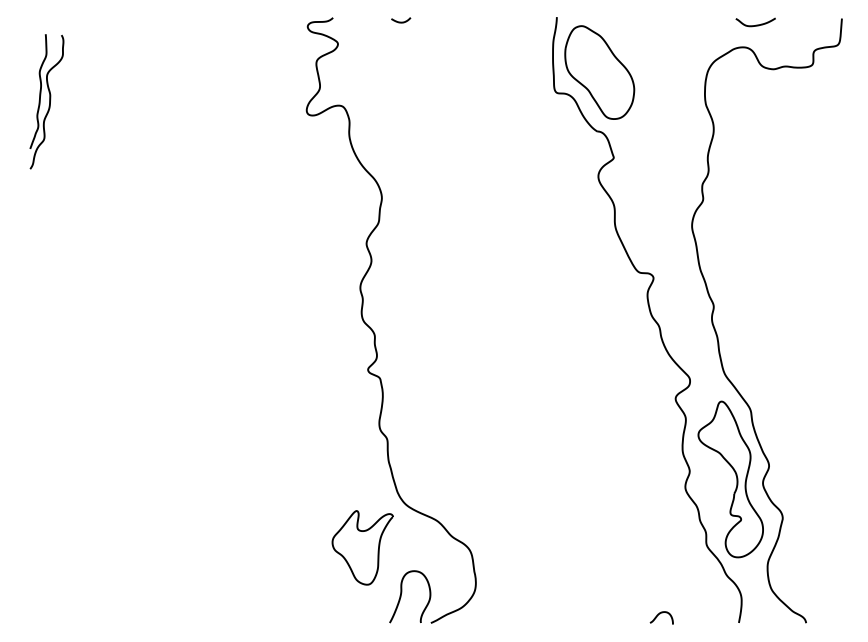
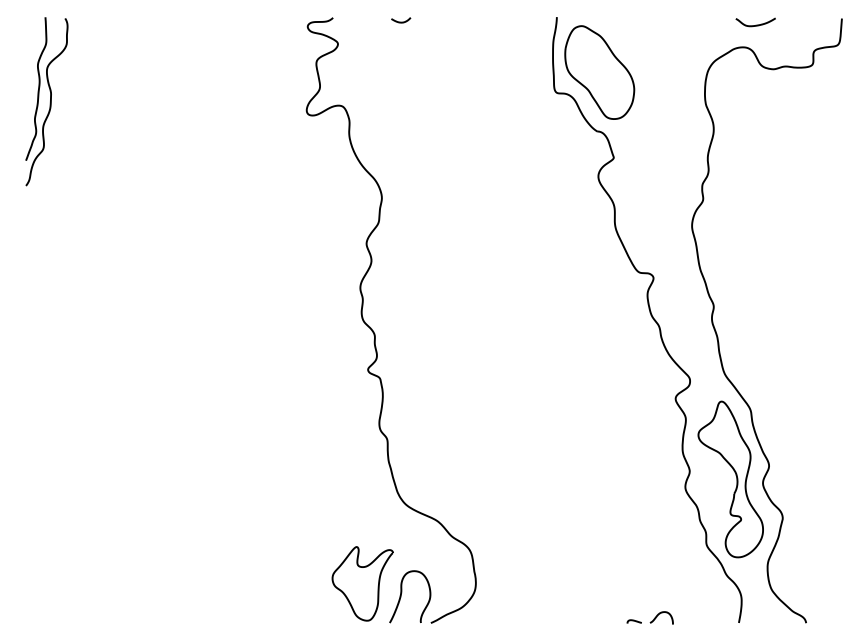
part size: 36x136 px -> 44x170 px (46, 101)
part position: (362, 547) -> (362, 583) (362, 583)
curve: none -> present (633, 621)
